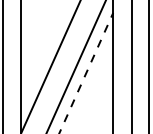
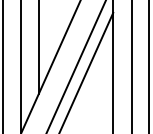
line: none -> present (38, 48)
line: dashed -> solid (86, 73)
